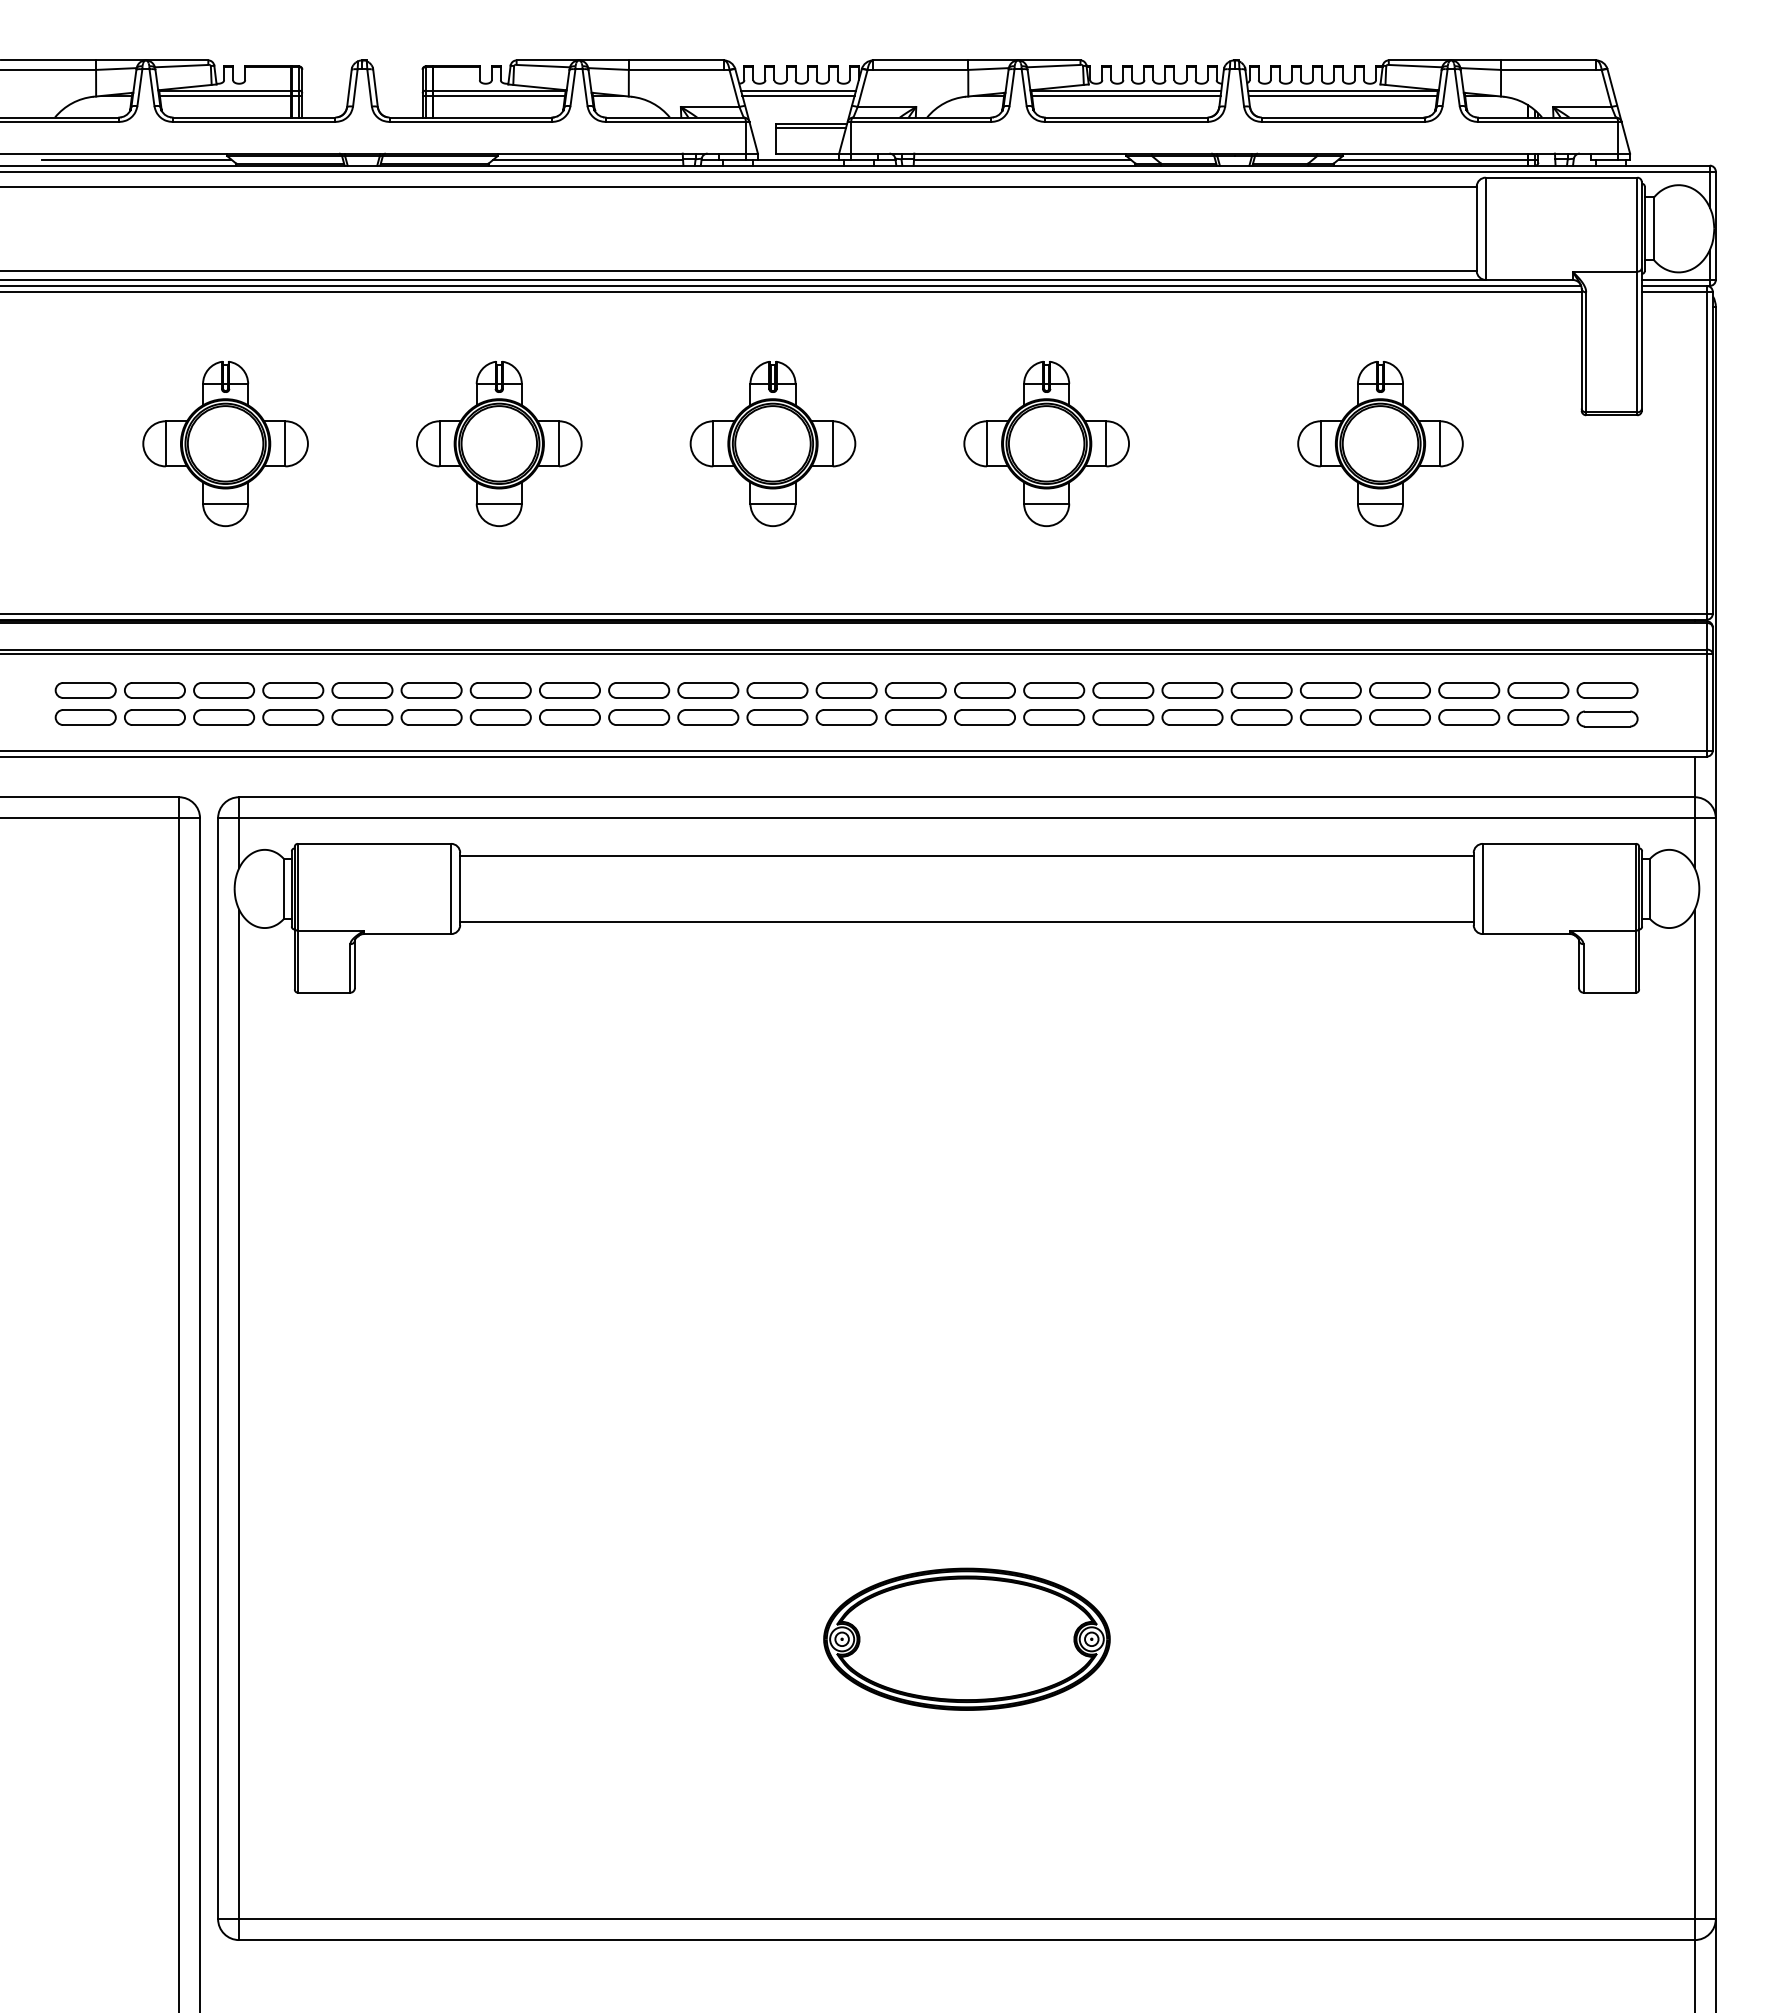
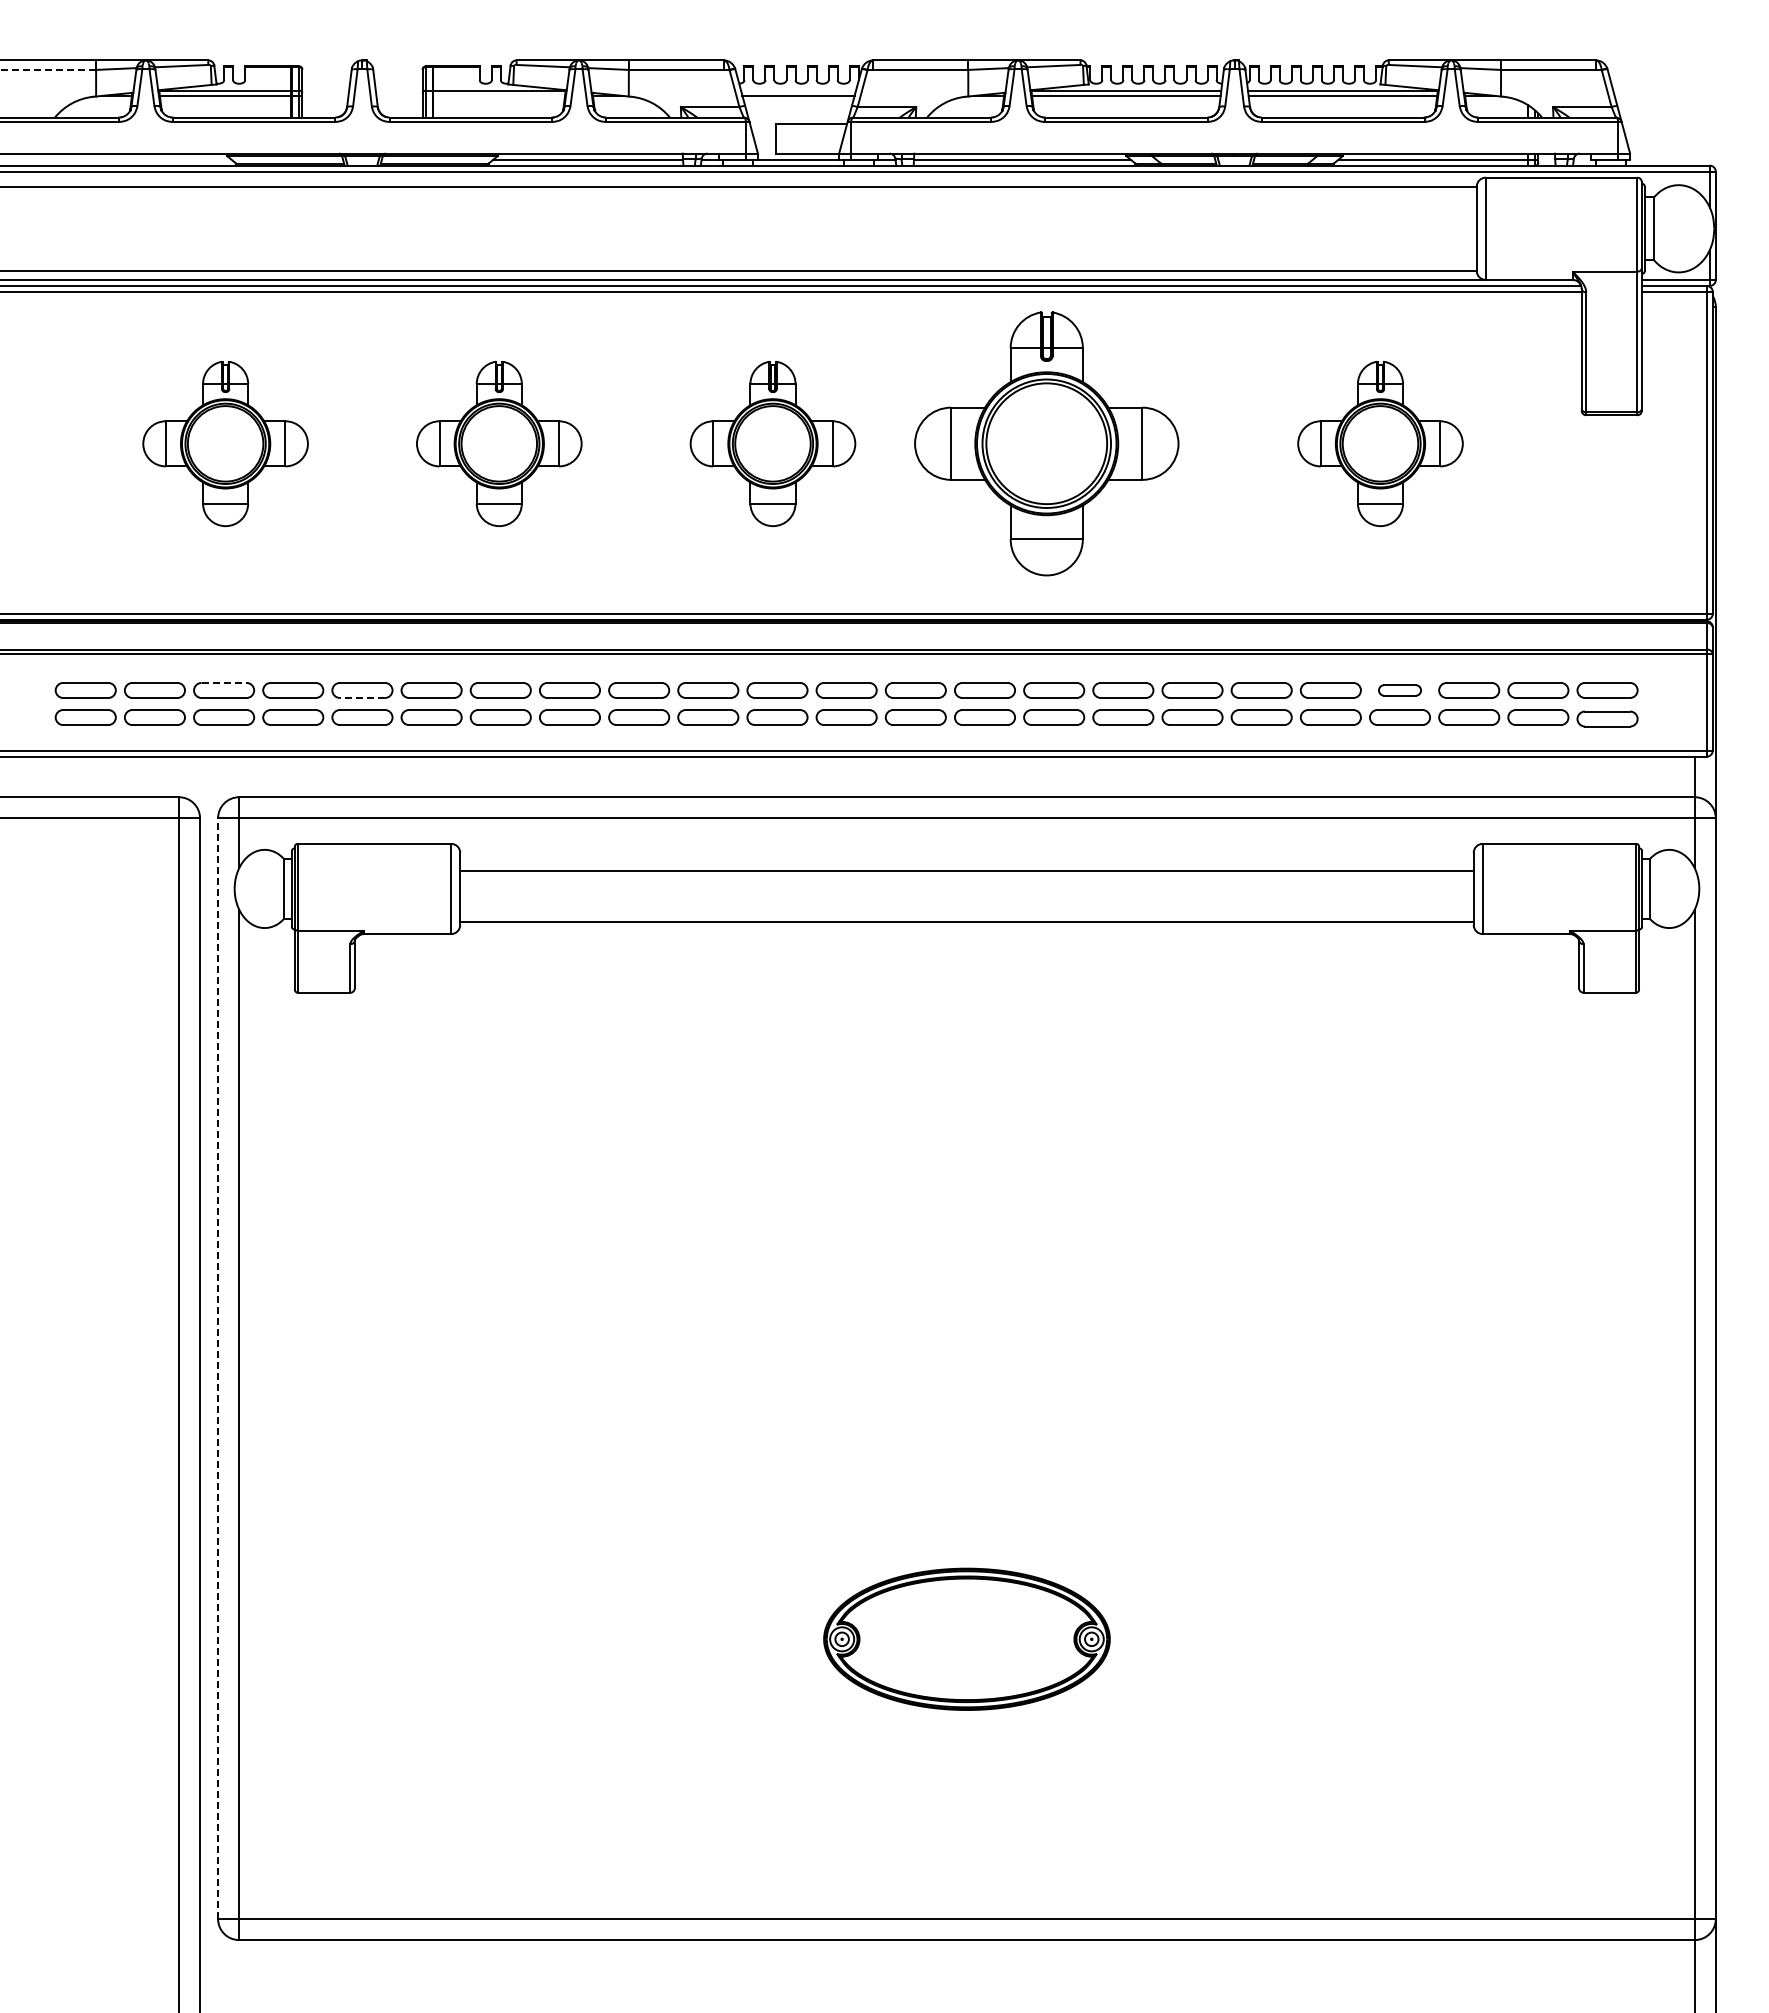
line: solid -> dashed (48, 69)
line: present -> none (798, 90)
line: present -> none (493, 95)
line: present -> none (810, 128)
line: present -> none (136, 159)
part size: 167x166 px -> 266x266 px (1046, 443)
line: solid -> dashed (224, 682)
part size: 62x17 px -> 44x13 px (1399, 690)
line: solid -> dashed (362, 697)
line position: (966, 855) -> (966, 870) (966, 870)
line: solid -> dashed (218, 1368)
